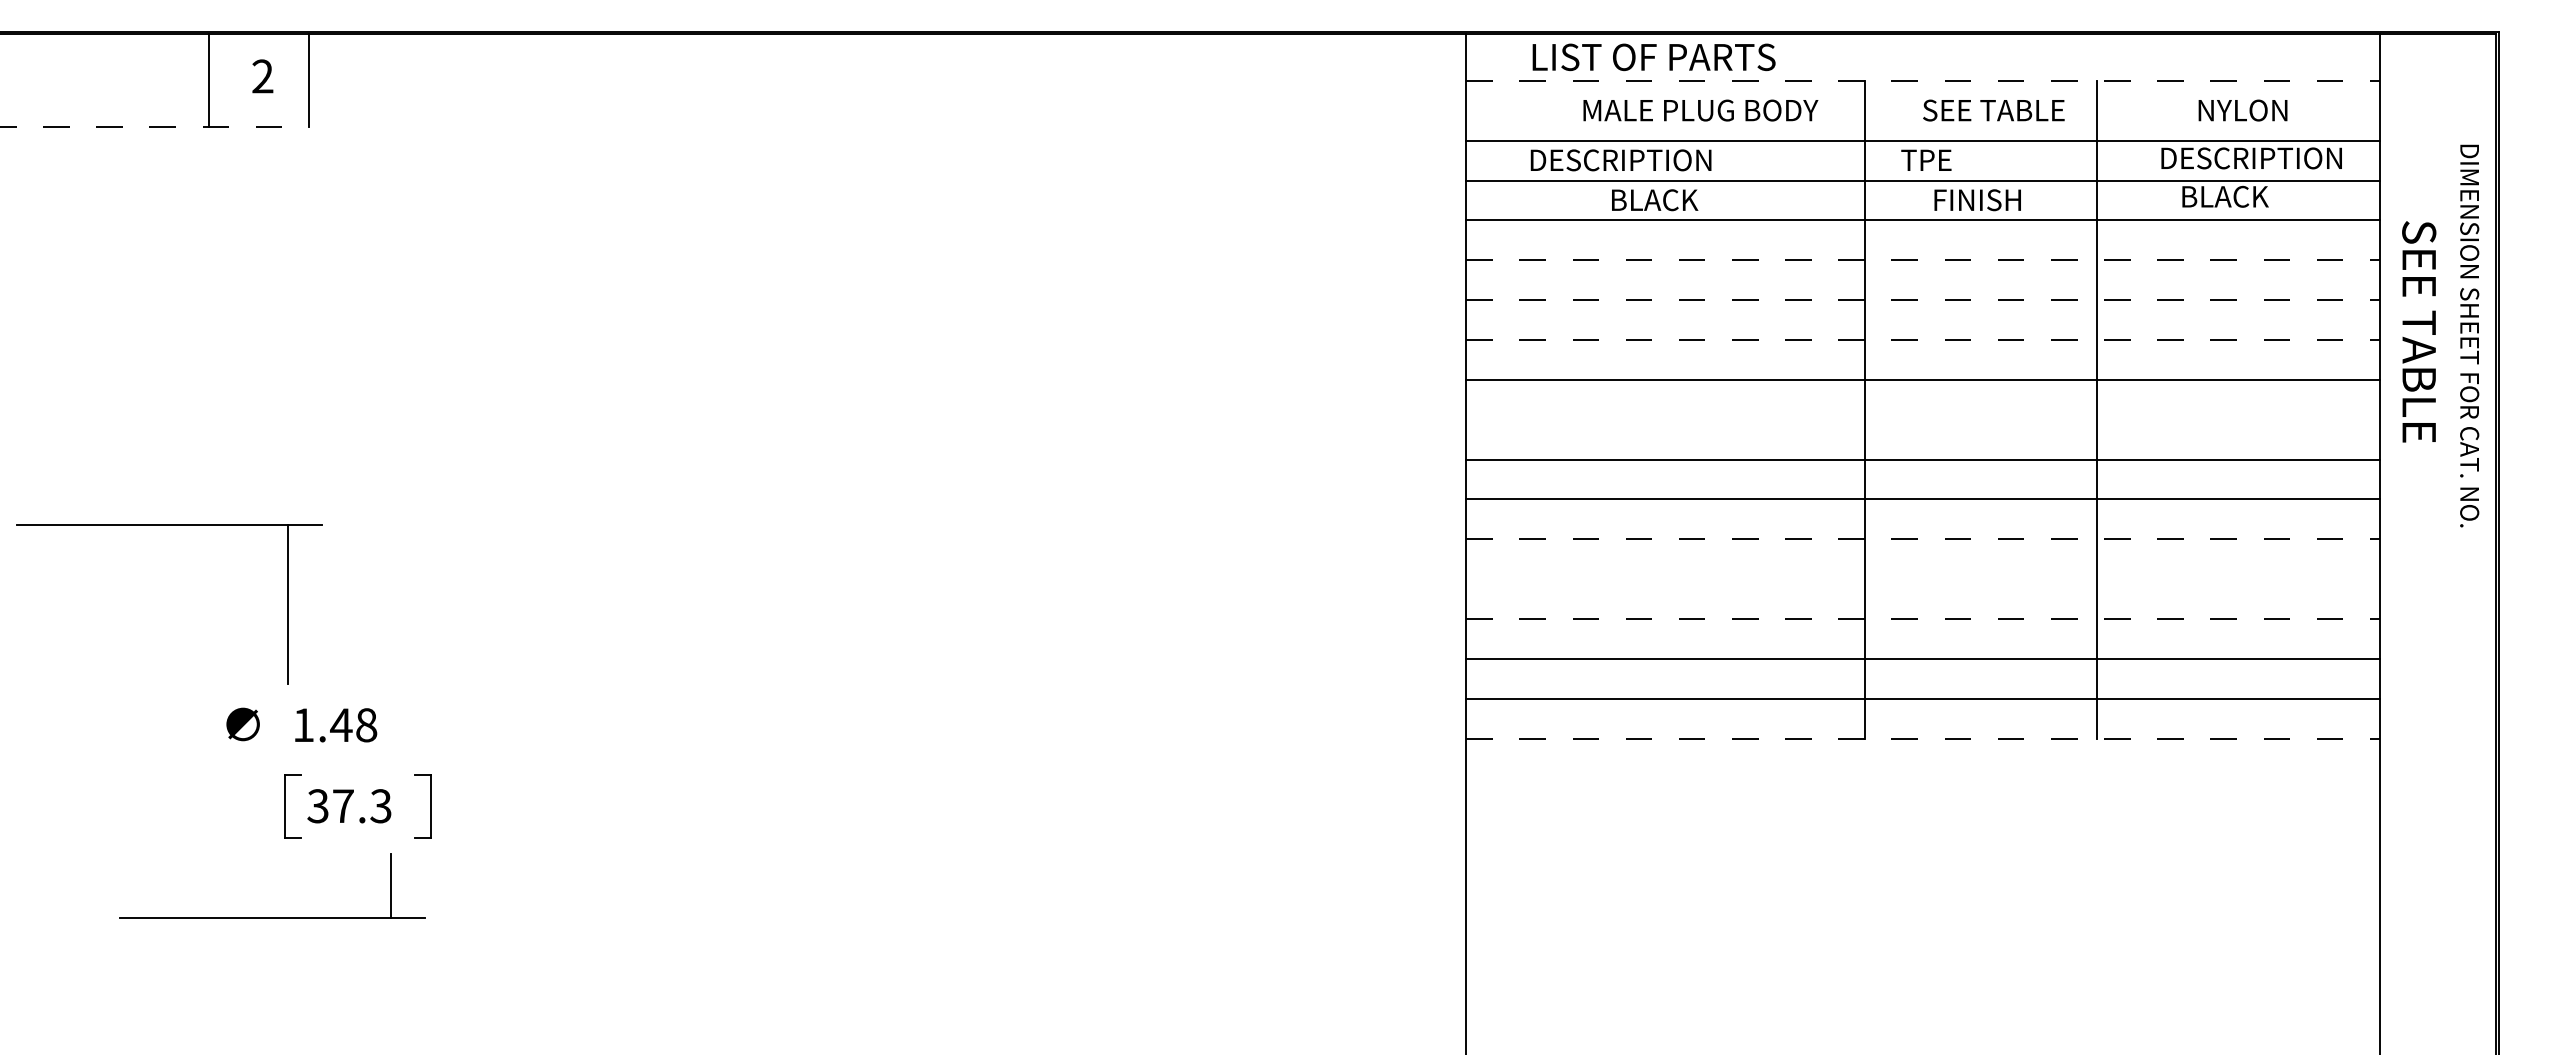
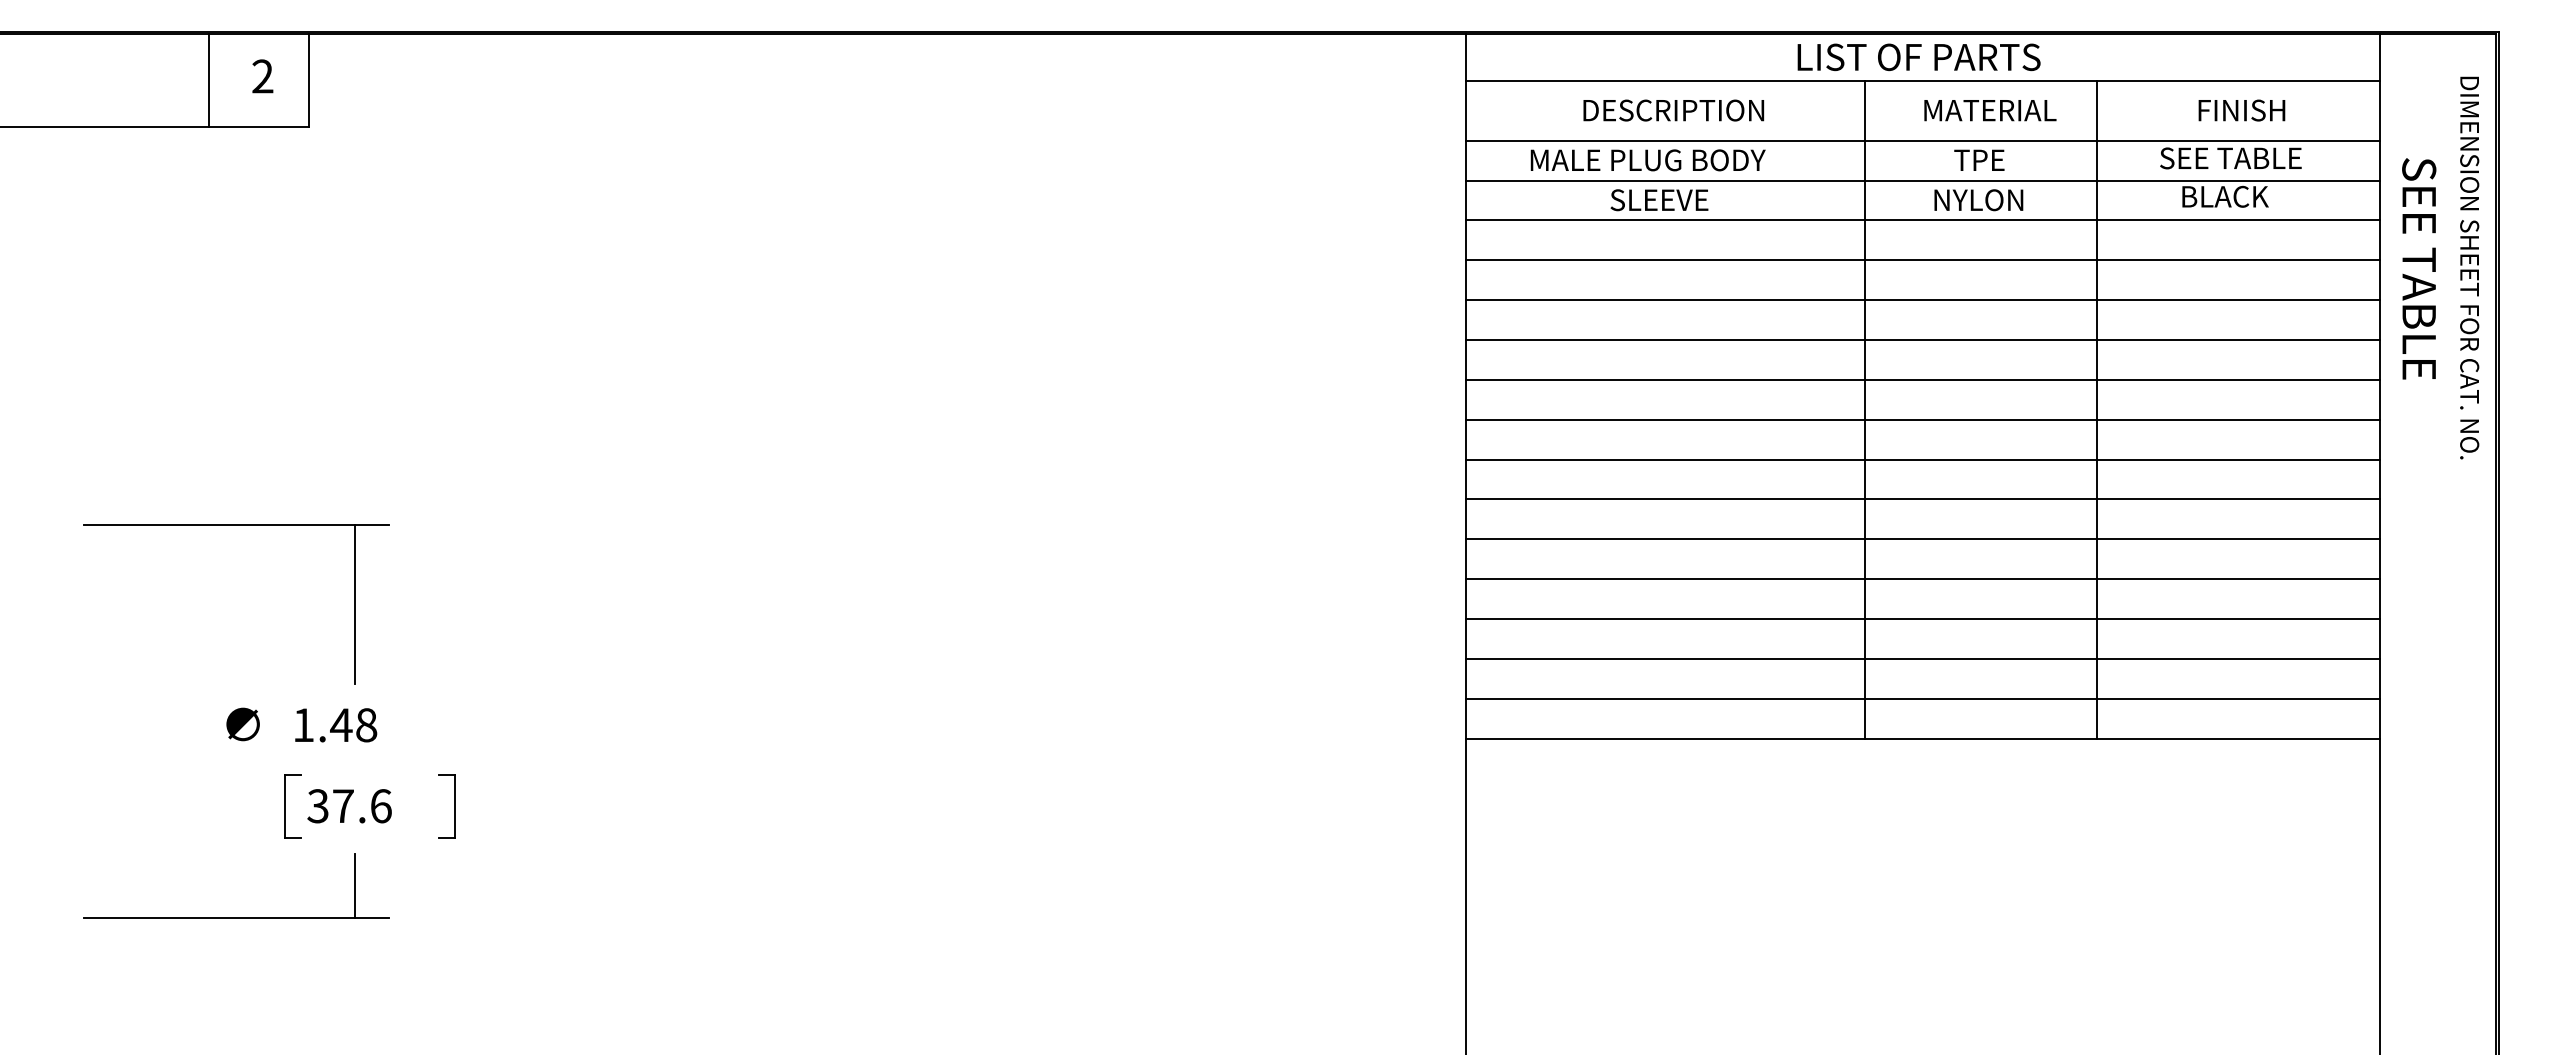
text position: (1653, 57) -> (1918, 57) (1918, 57)
line: dashed -> solid (1923, 80)
text: MALE PLUG BODY -> DESCRIPTION (1701, 110)
text: SEE TABLE -> MATERIAL (1993, 110)
text: NYLON -> FINISH (2244, 110)
line: dashed -> solid (155, 127)
text: DESCRIPTION -> SEE TABLE (2250, 158)
text position: (1926, 159) -> (1979, 159) (1979, 159)
text: DESCRIPTION -> MALE PLUG BODY (1649, 160)
text: FINISH -> NYLON (1979, 199)
text: BLACK -> SLEEVE (1659, 200)
line: dashed -> solid (1923, 260)
line: dashed -> solid (1923, 300)
text position: (2419, 331) -> (2419, 268) (2419, 268)
text position: (2469, 335) -> (2469, 267) (2469, 267)
line: dashed -> solid (1923, 340)
line: none -> present (1922, 419)
part position: (169, 525) -> (236, 525) (236, 525)
line: dashed -> solid (1923, 539)
line: none -> present (1922, 579)
line: dashed -> solid (1923, 619)
line: dashed -> solid (1923, 738)
text: 37.3 -> 37.6 (380, 806)
part position: (430, 806) -> (454, 806) (454, 806)
part position: (272, 917) -> (236, 917) (236, 917)
